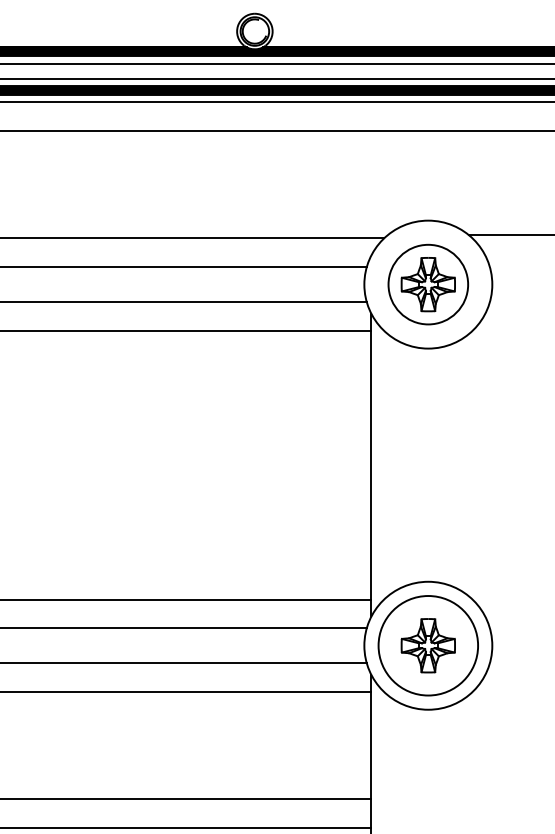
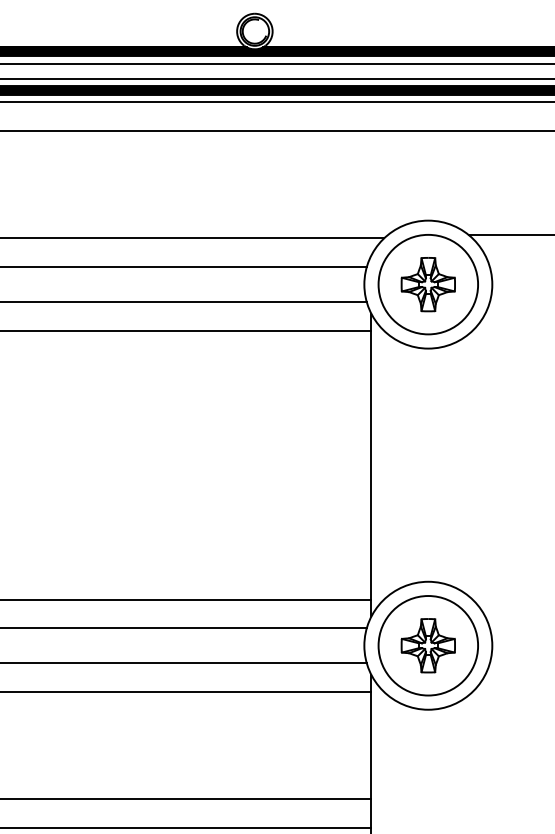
circle diameter: 80 px -> 100 px (428, 284)
